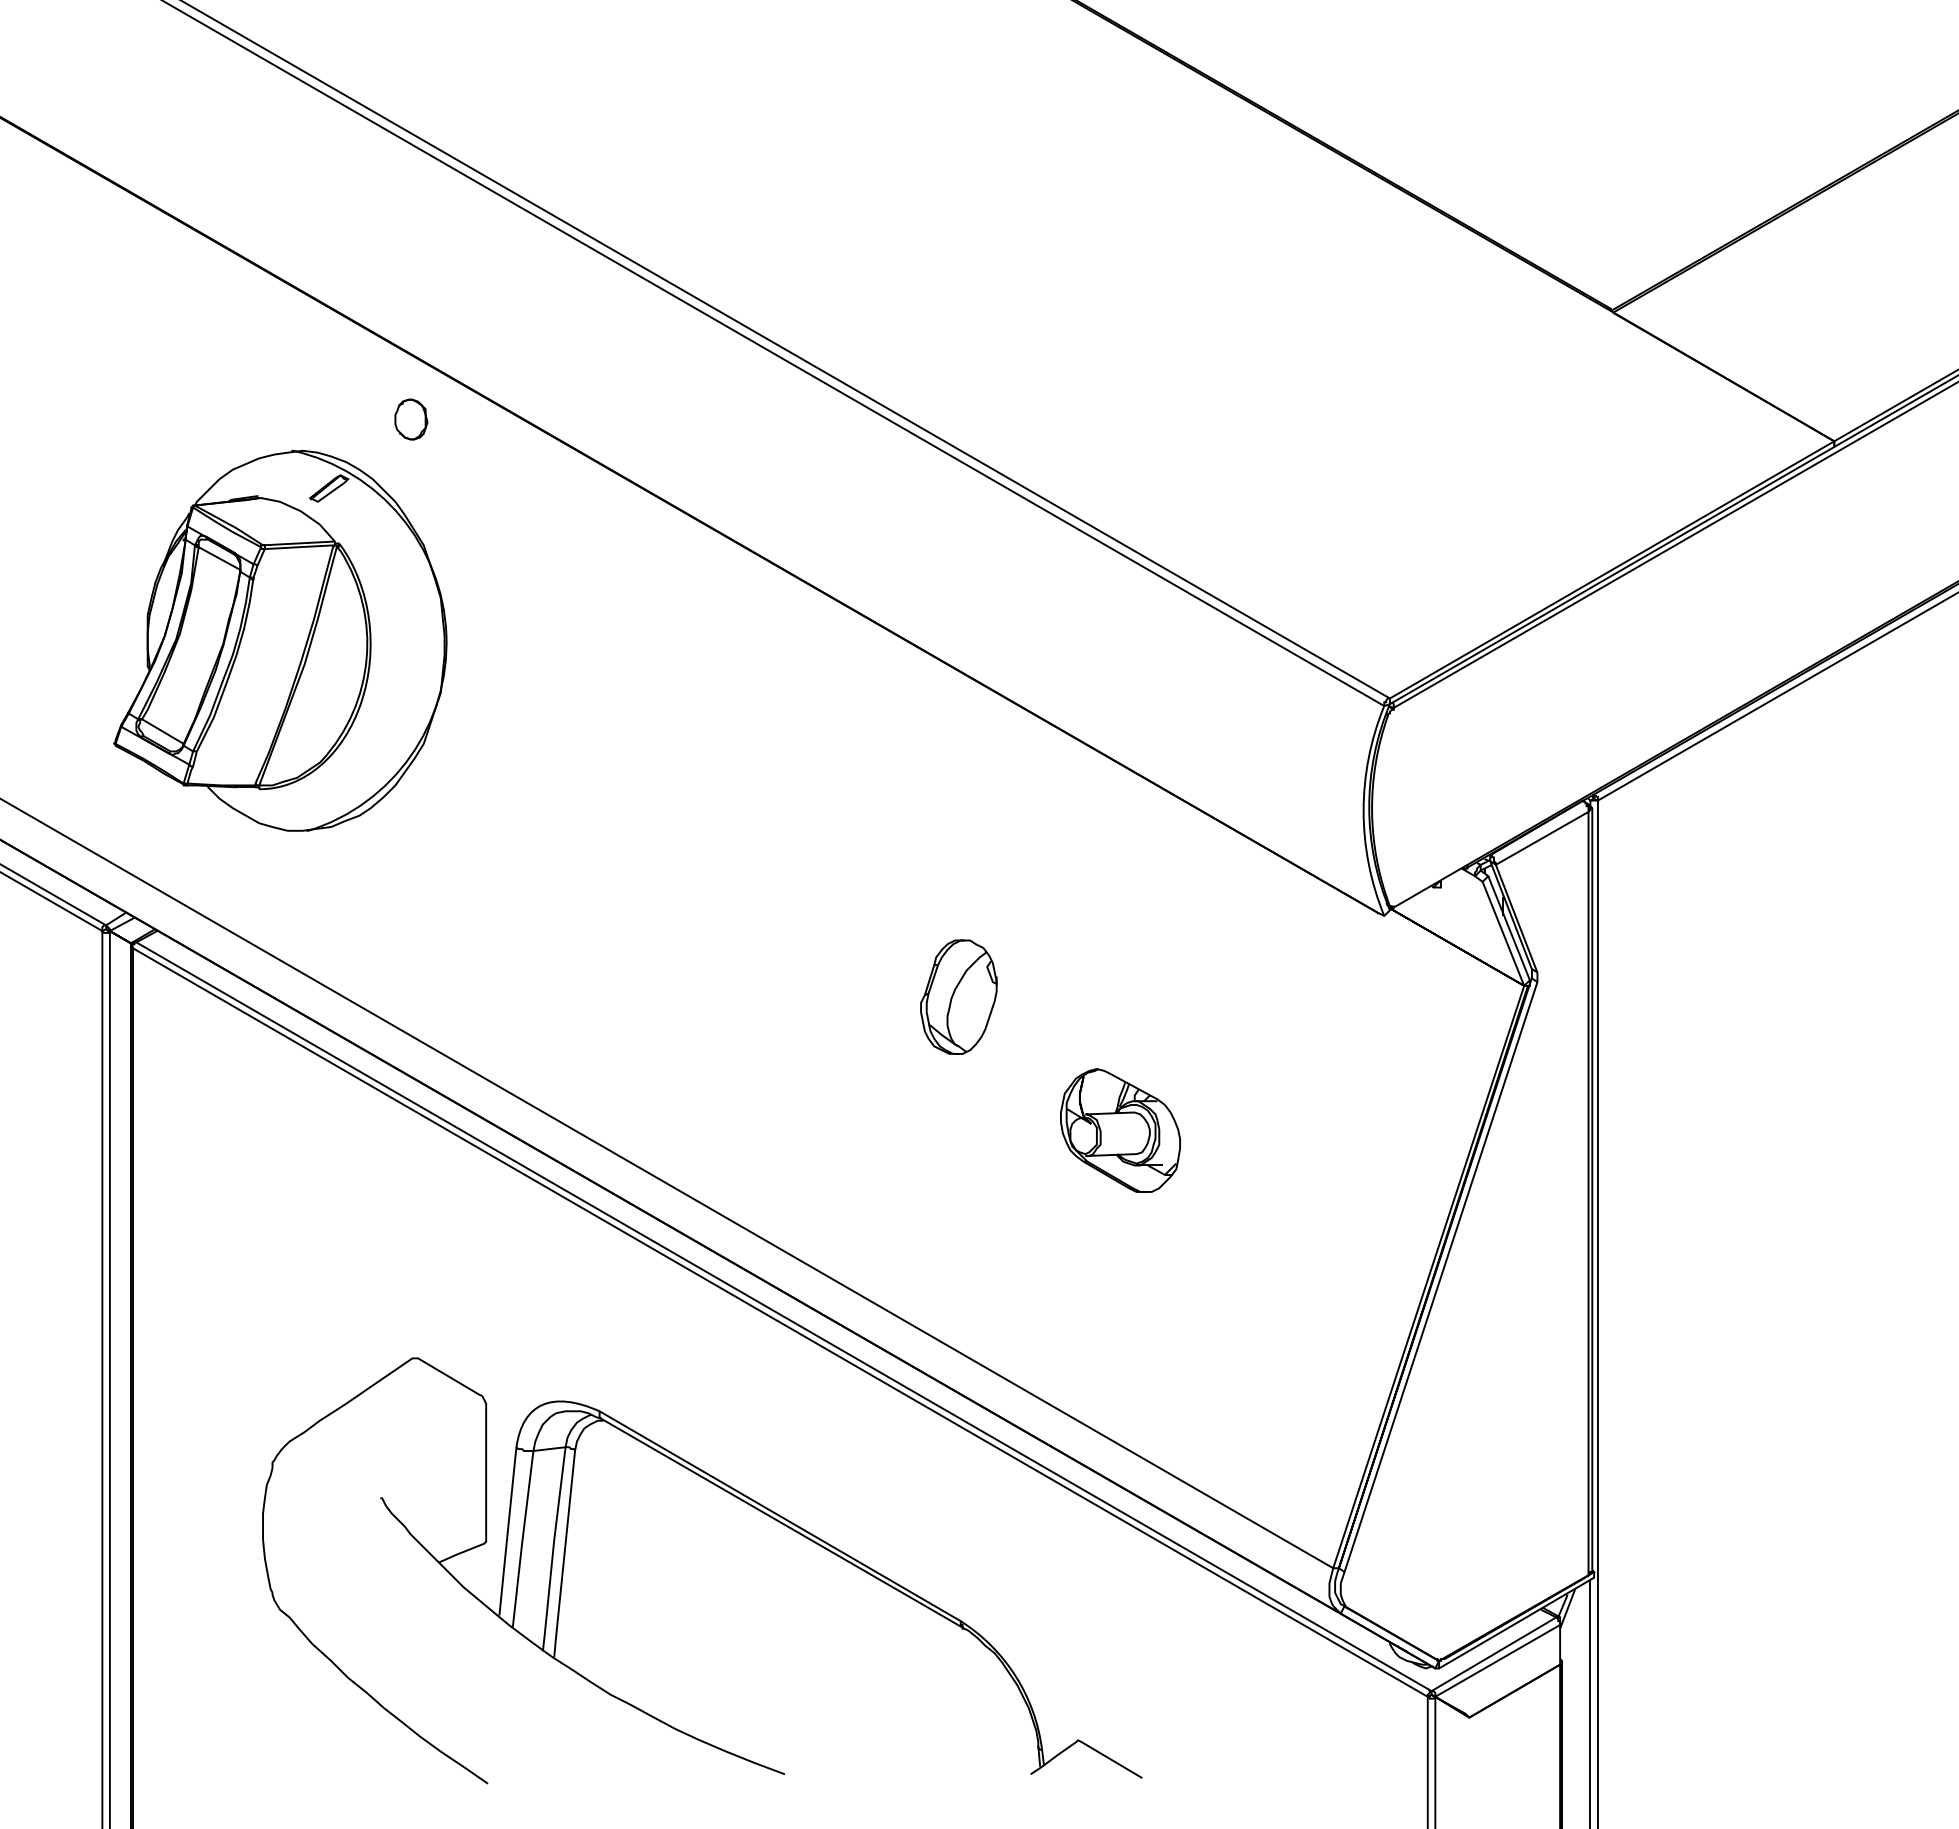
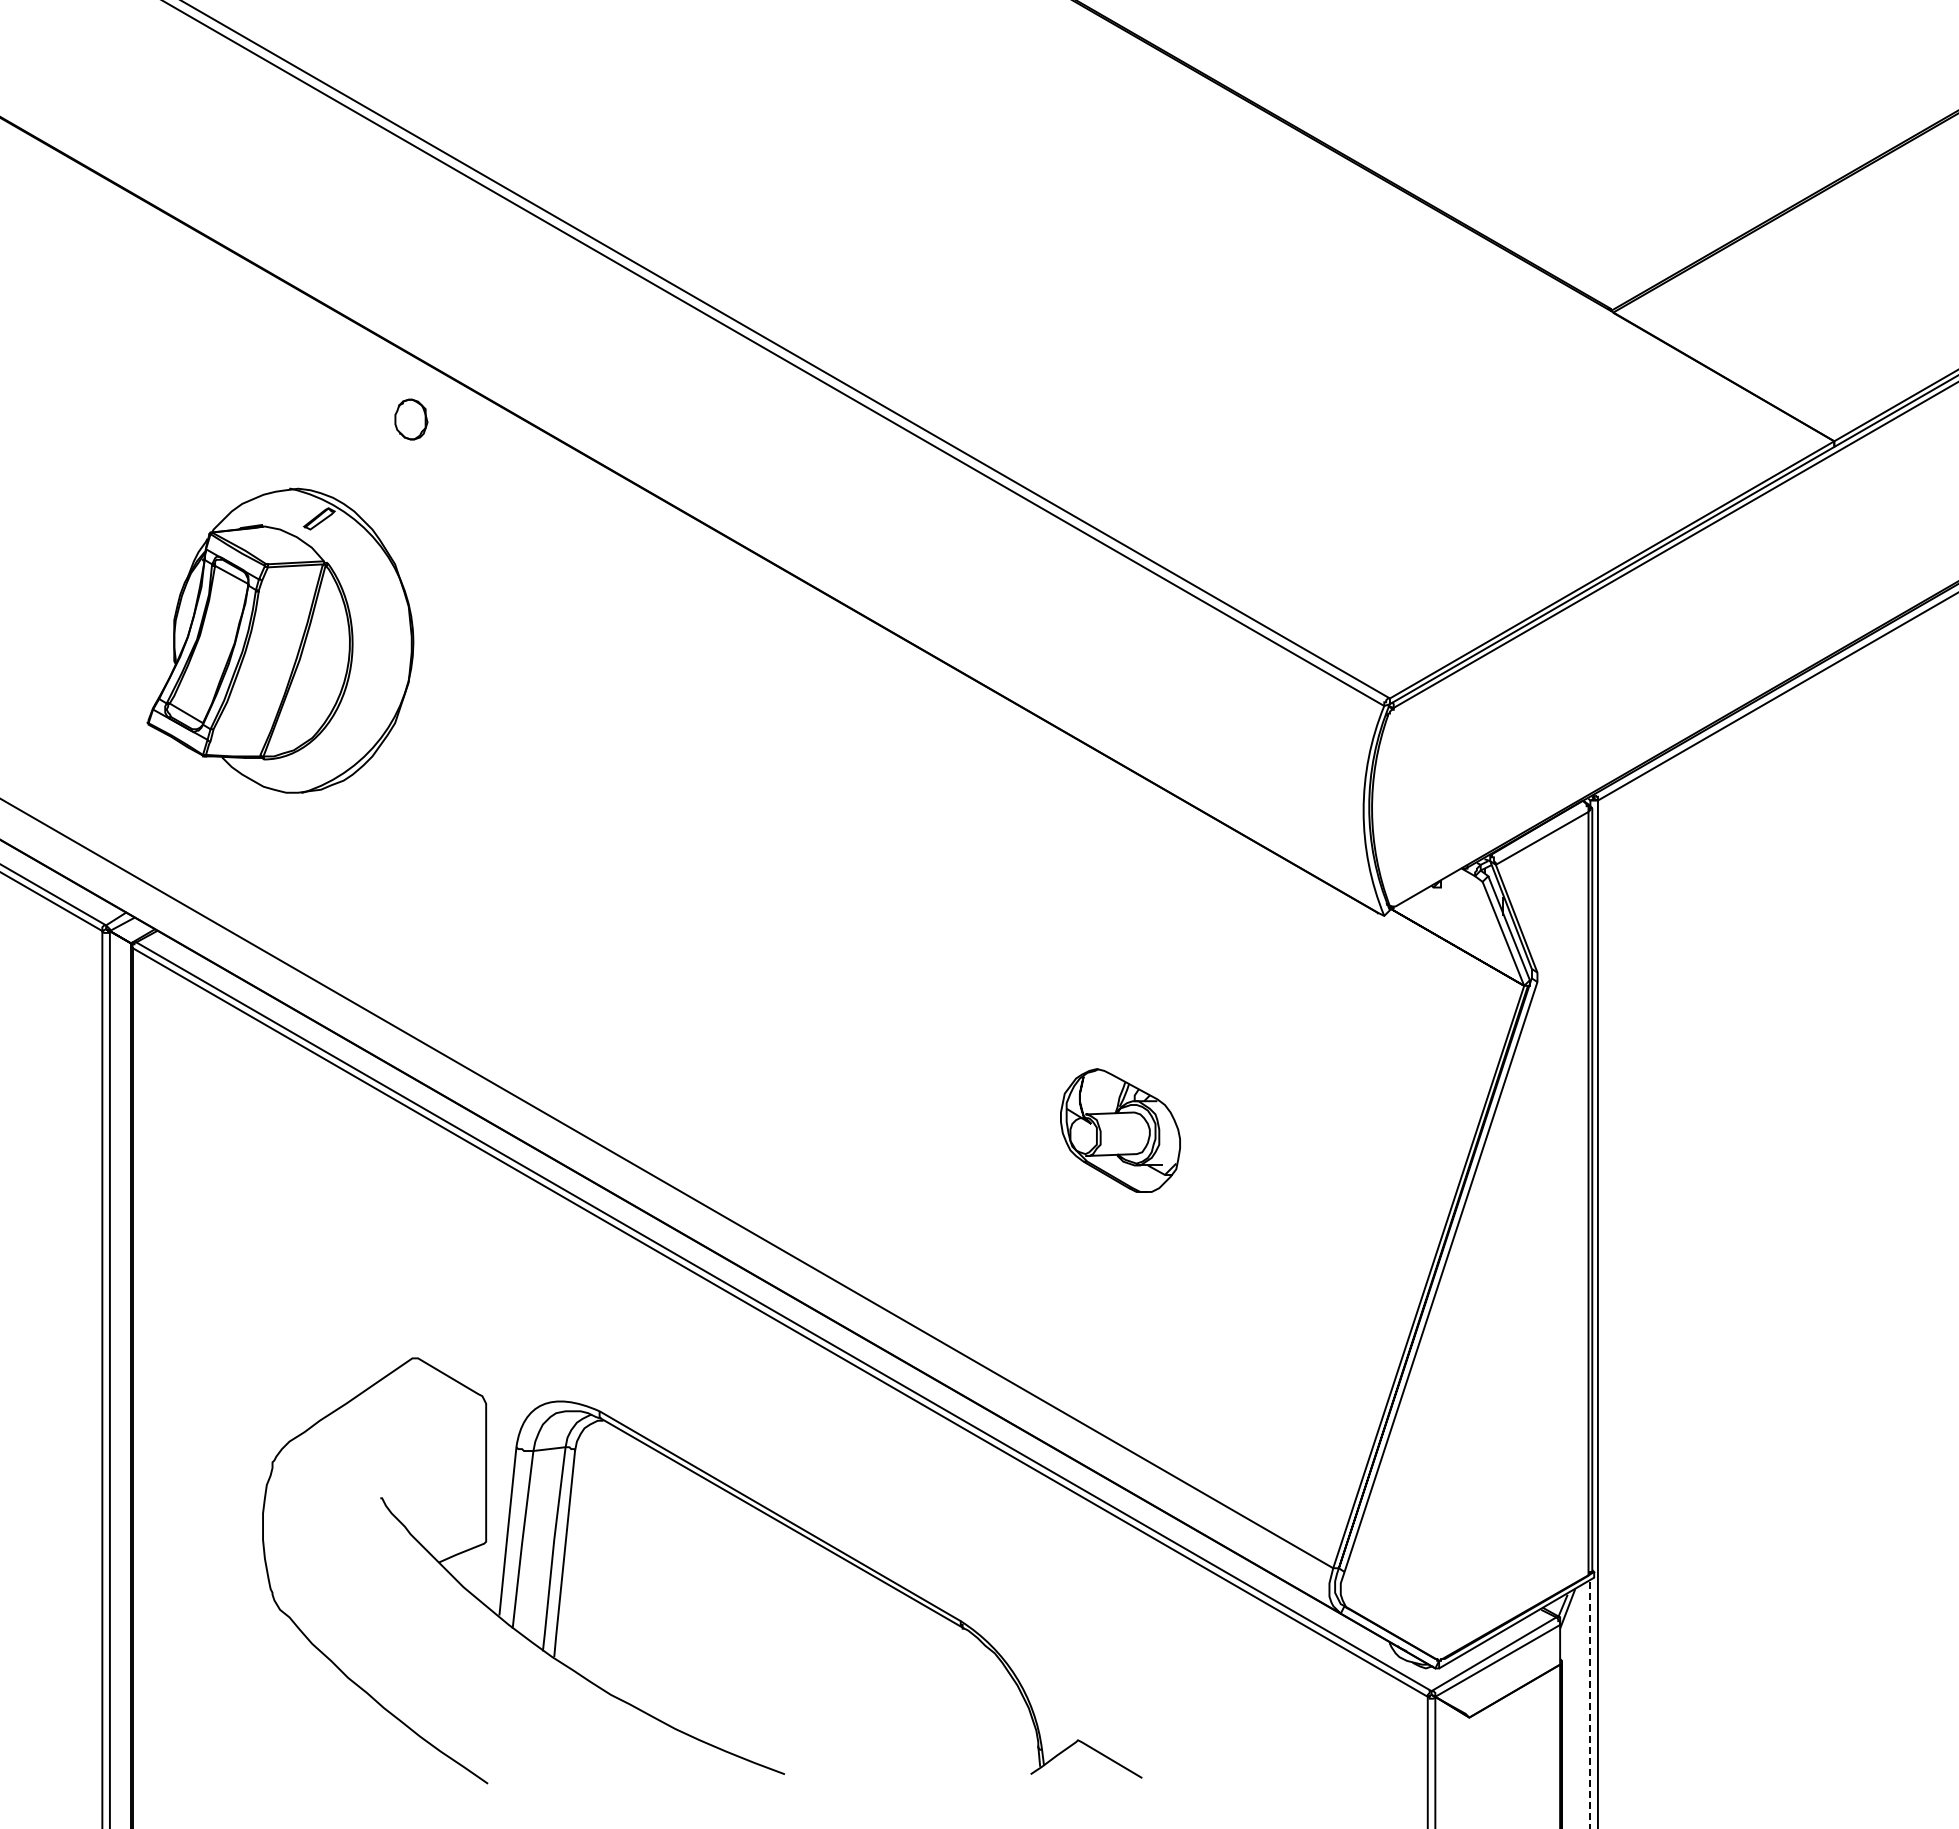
part size: 335x383 px -> 269x307 px (280, 640)
part: present -> none (958, 996)
line: solid -> dashed (1590, 1703)
